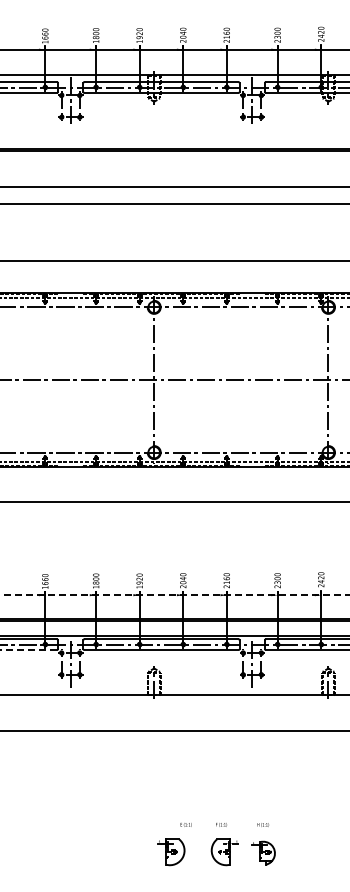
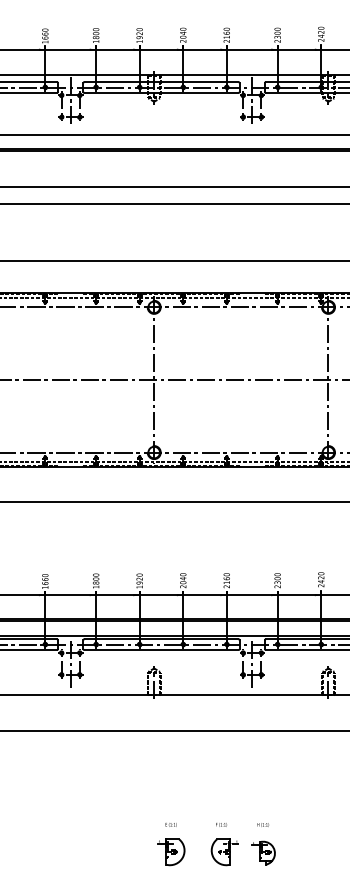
line: none -> present (174, 134)
line: dashed -> solid (175, 595)
line: dashed -> solid (28, 650)
text position: (185, 824) -> (170, 824) (170, 824)
